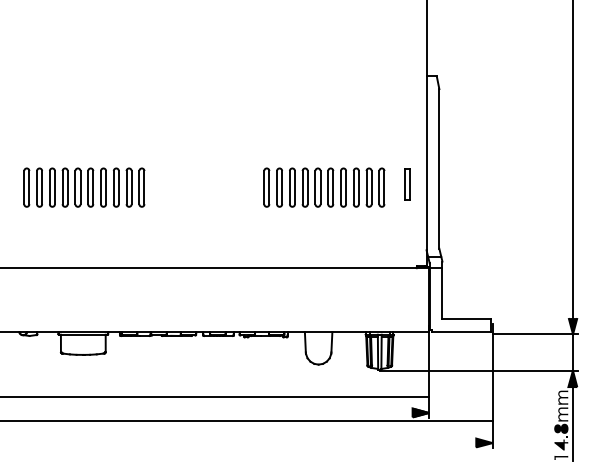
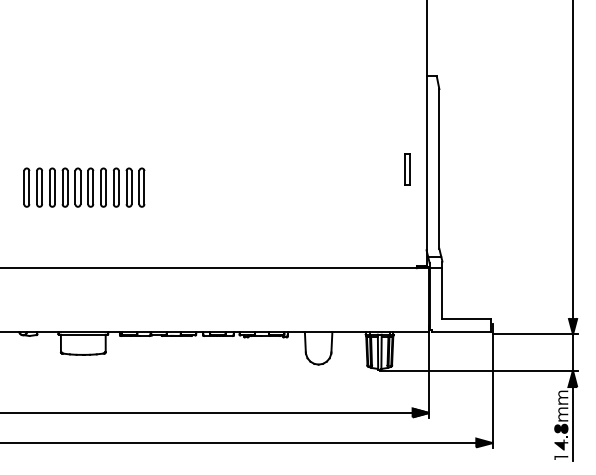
part position: (407, 184) -> (407, 169) (407, 169)
part: present -> none (324, 187)
line position: (215, 397) -> (215, 413) (215, 413)
line position: (247, 420) -> (247, 442) (247, 442)
